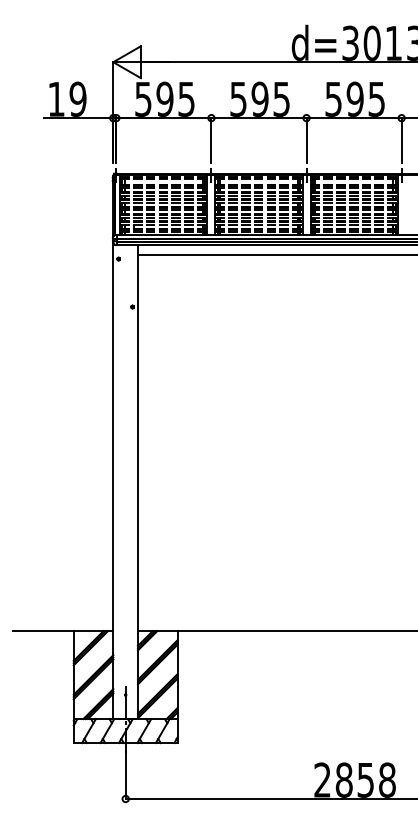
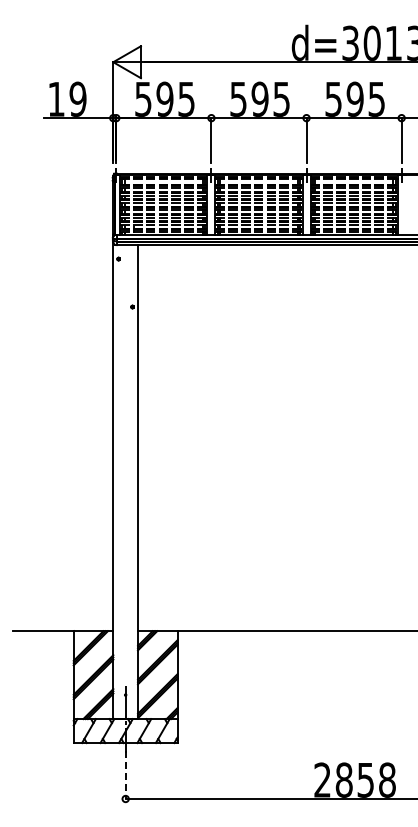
line: present -> none (275, 254)
line: solid -> dashed (125, 775)
